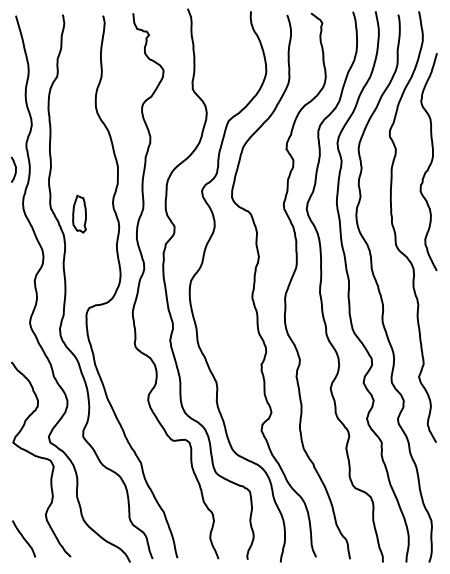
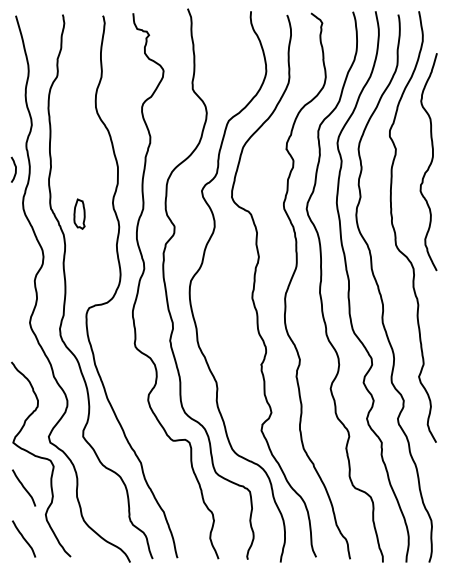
part size: 15x40 px -> 13x32 px (79, 213)
curve: none -> present (24, 487)
